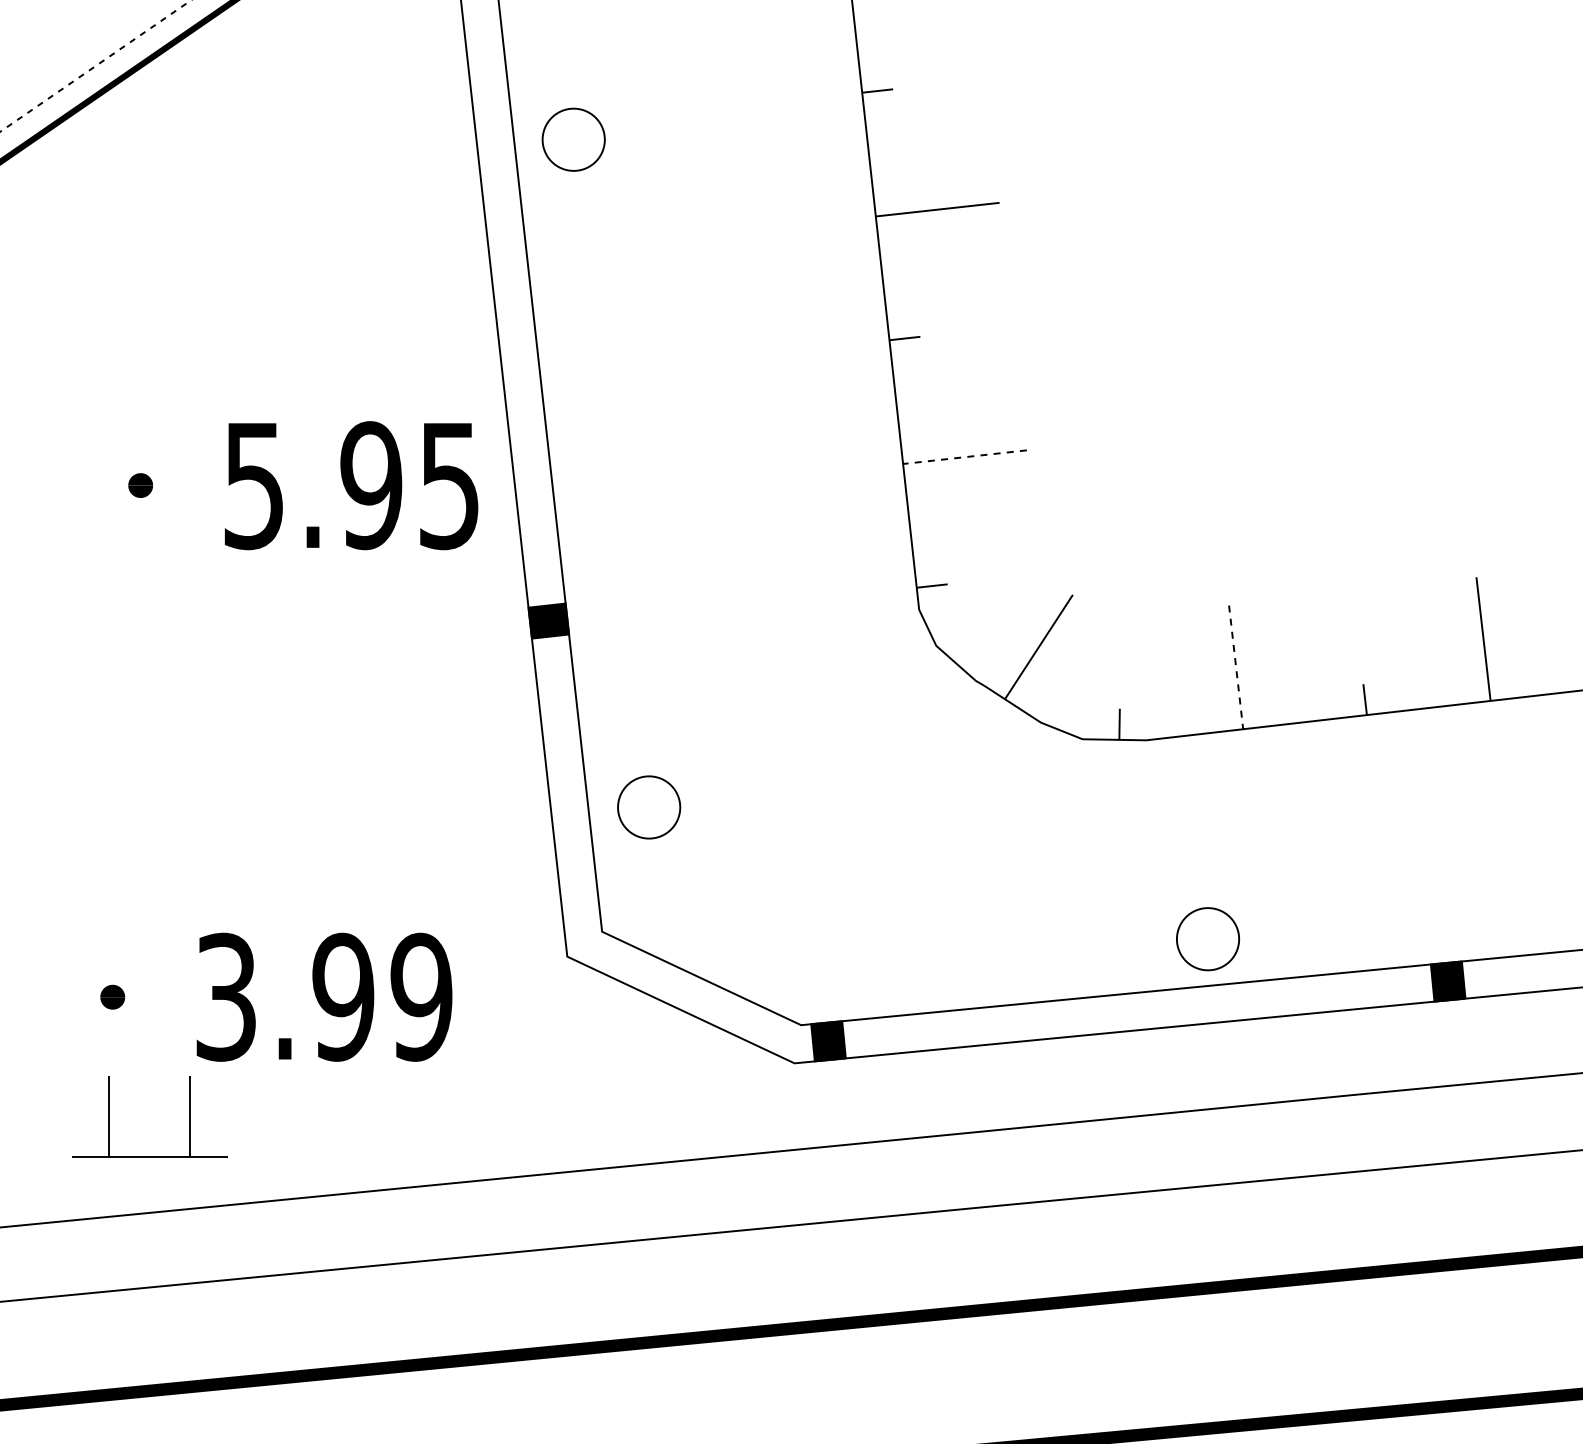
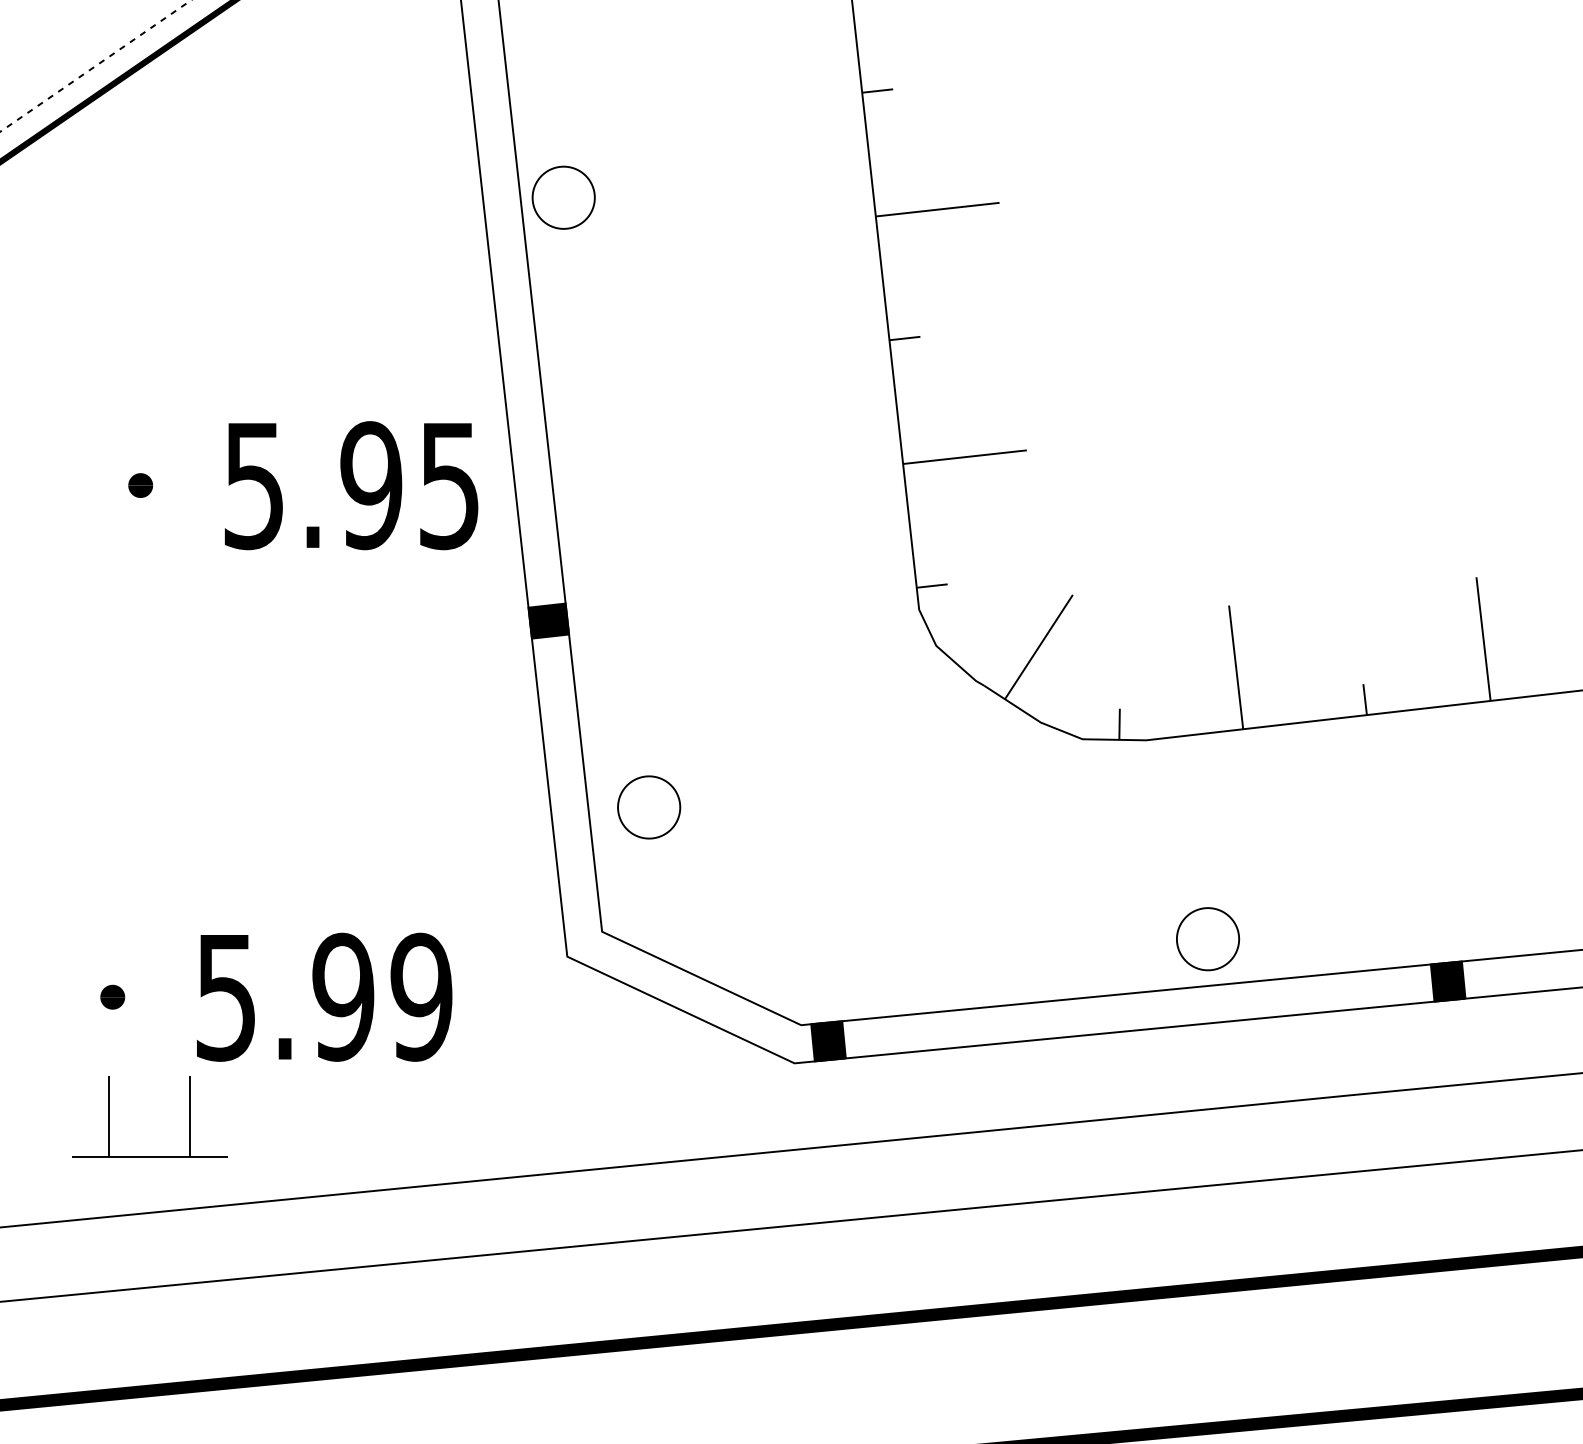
part position: (573, 139) -> (563, 197) (563, 197)
line: dashed -> solid (964, 457)
line: dashed -> solid (1236, 667)
text: 3.99 -> 5.99 (225, 996)
